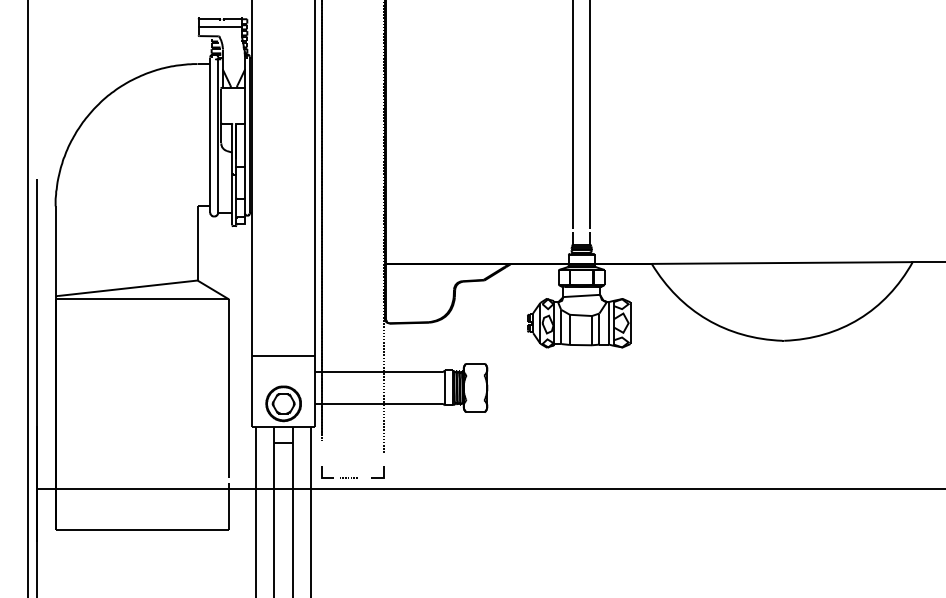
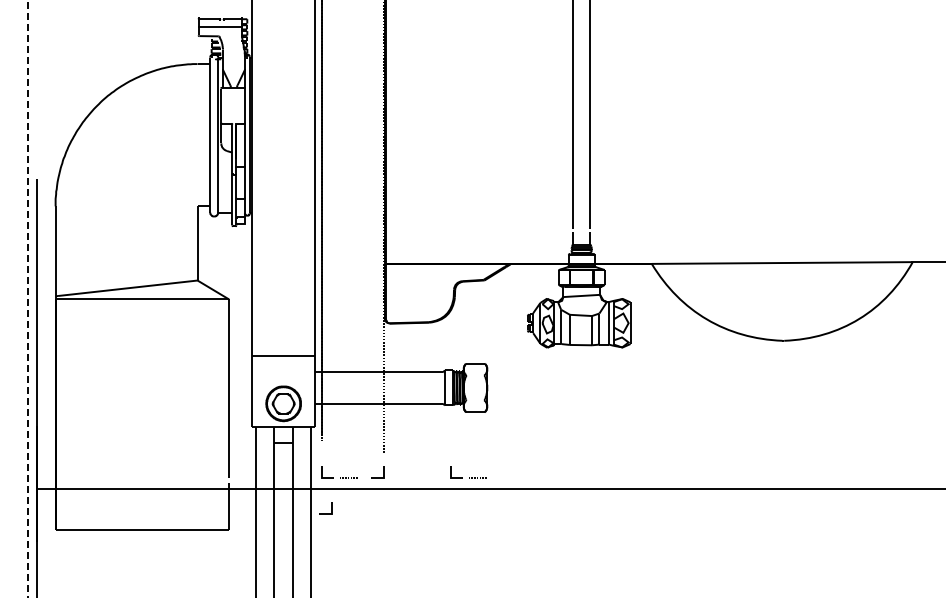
line: solid -> dashed (28, 299)
part: none -> present (468, 472)
line: none -> present (325, 513)
